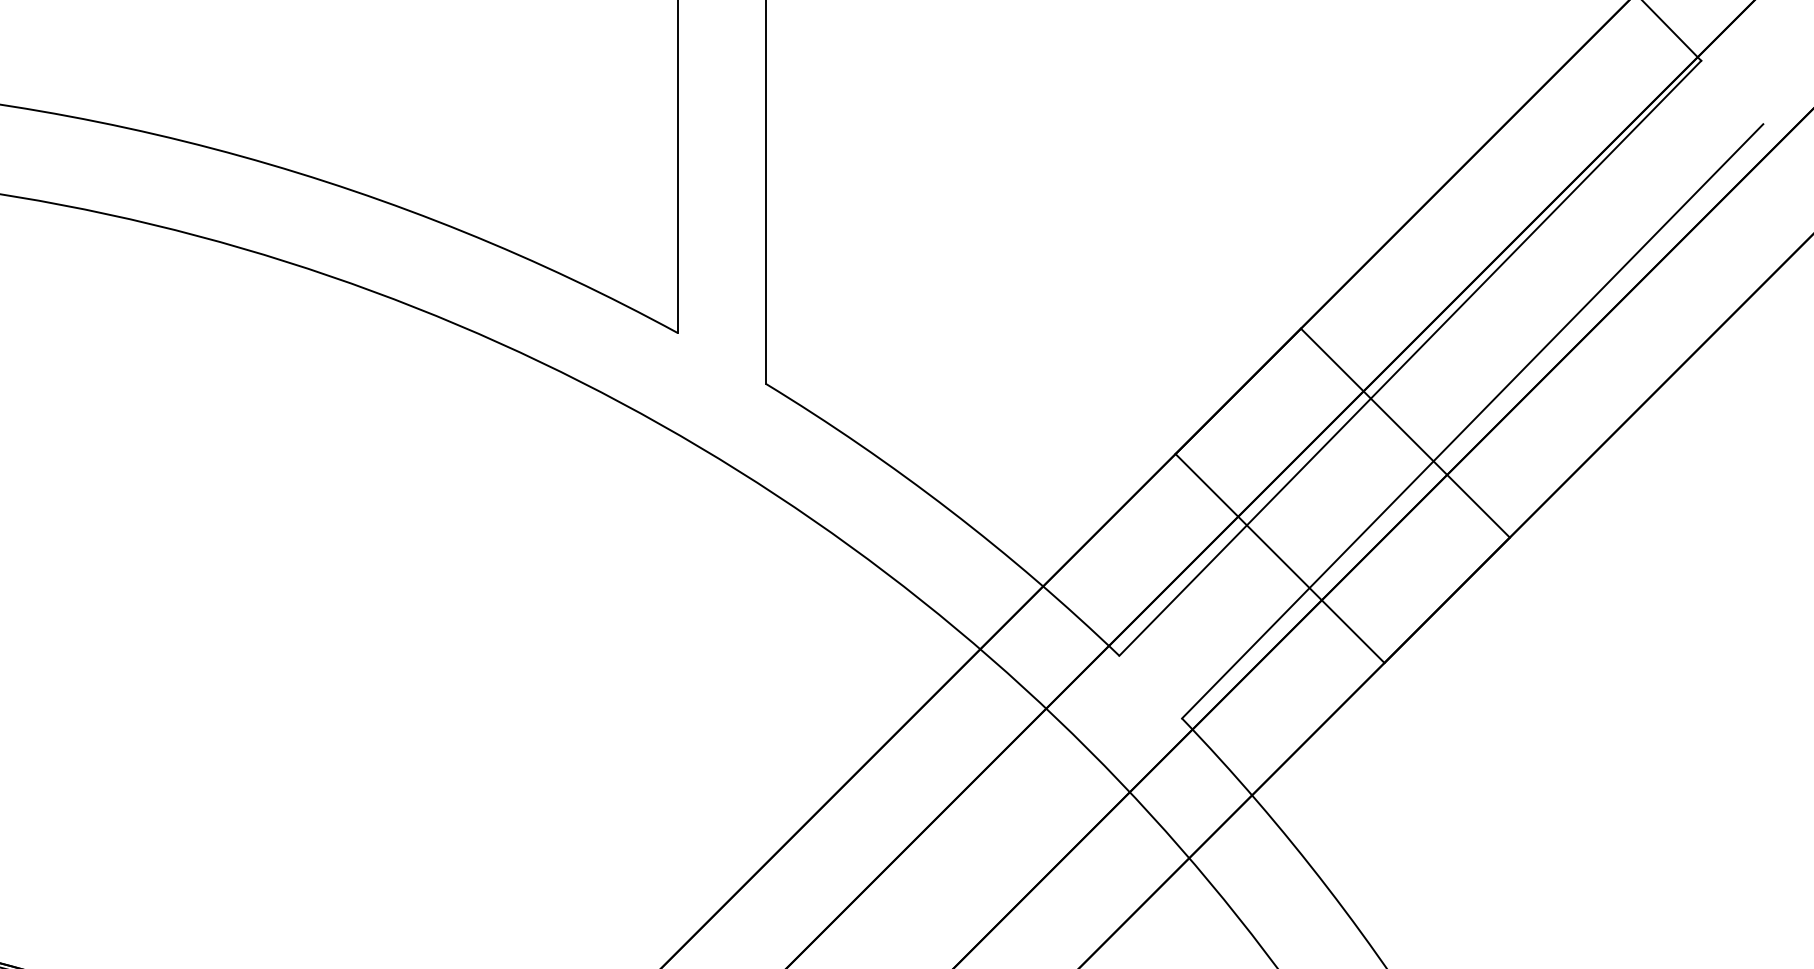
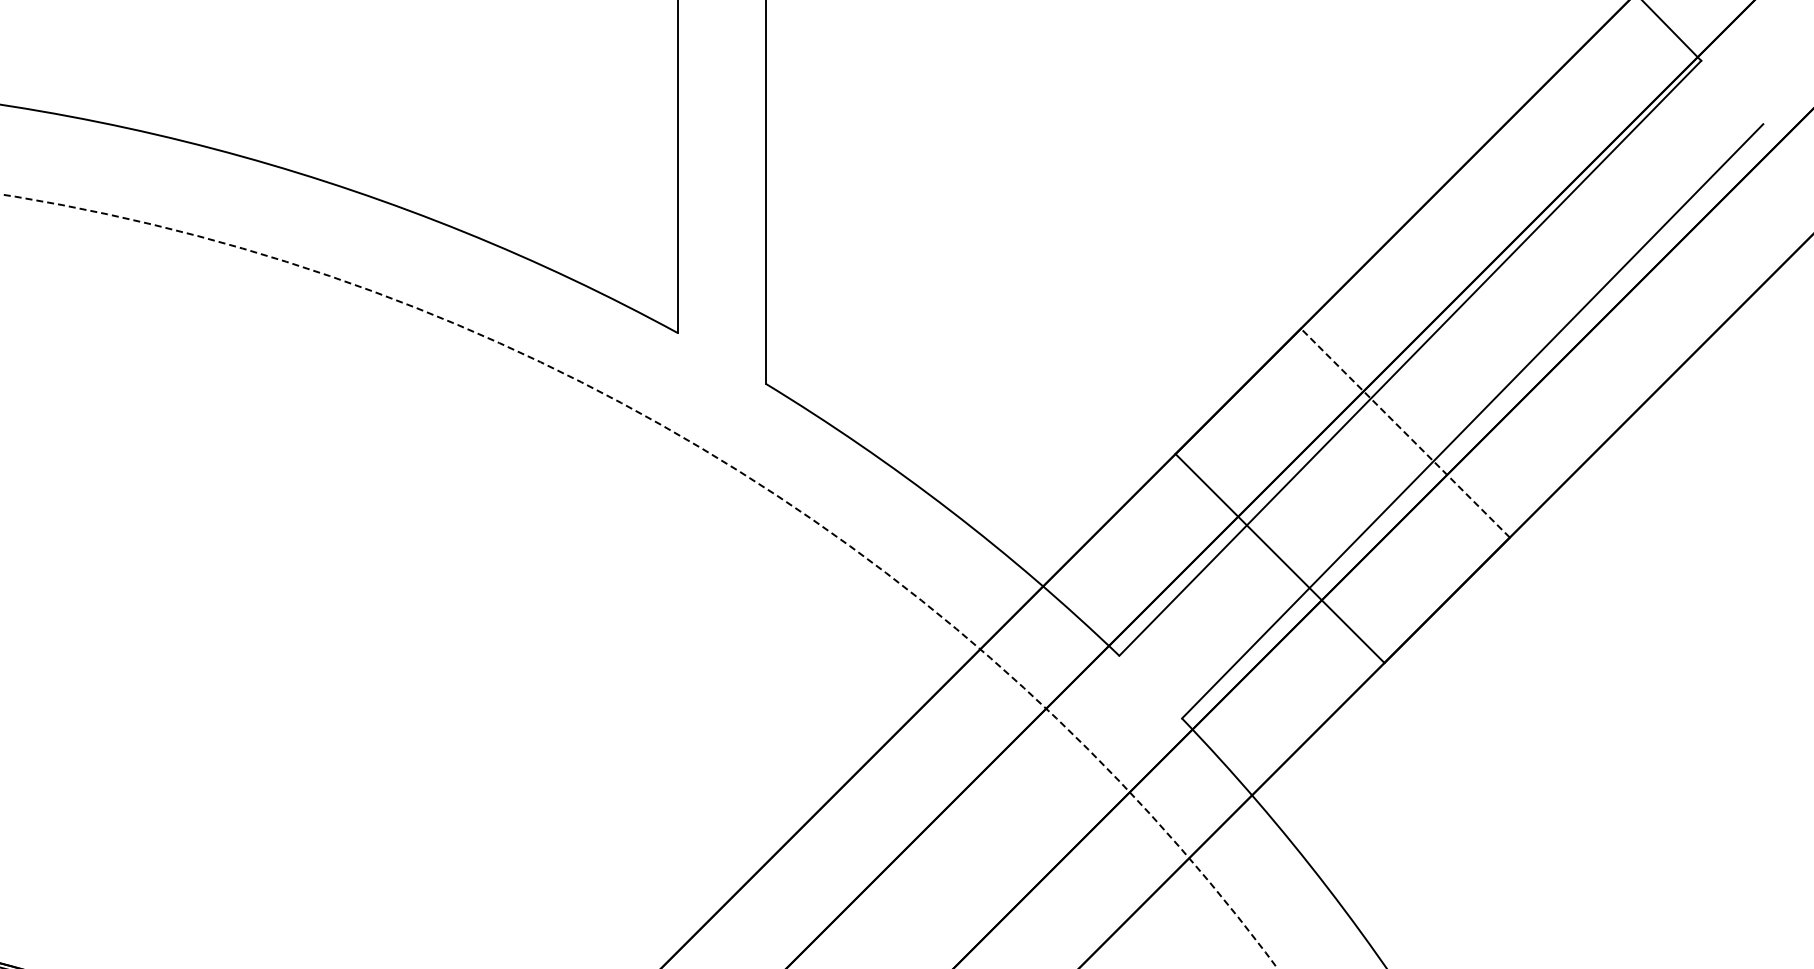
line: solid -> dashed (1405, 433)
arc: solid -> dashed (706, 451)
